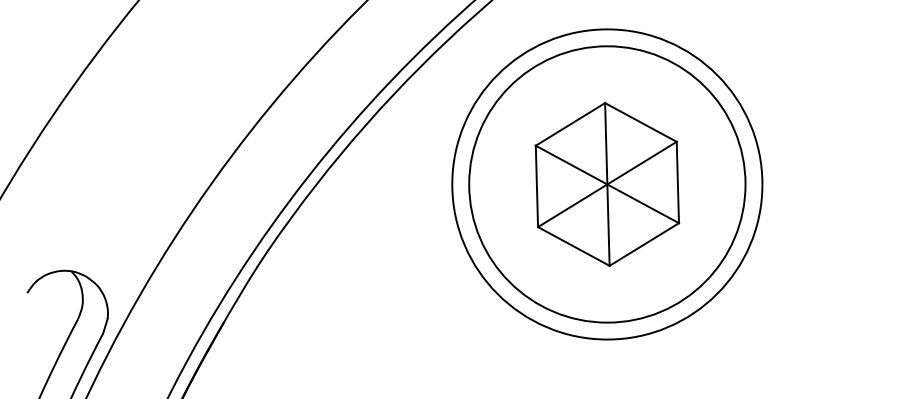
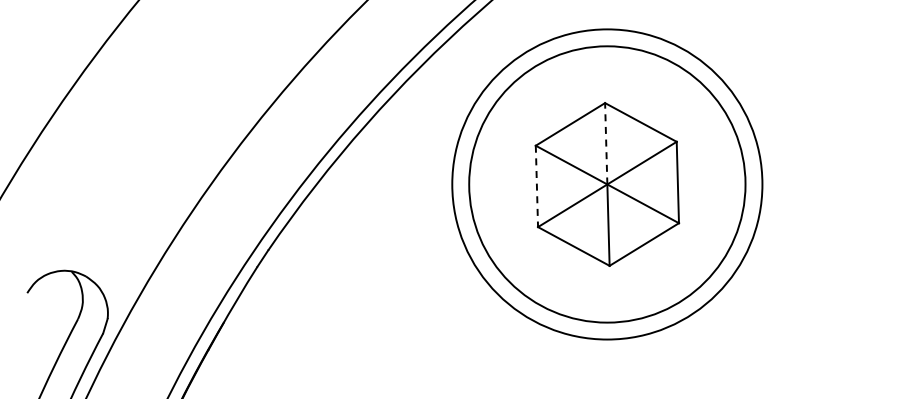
line: solid -> dashed (606, 143)
line: solid -> dashed (536, 186)
